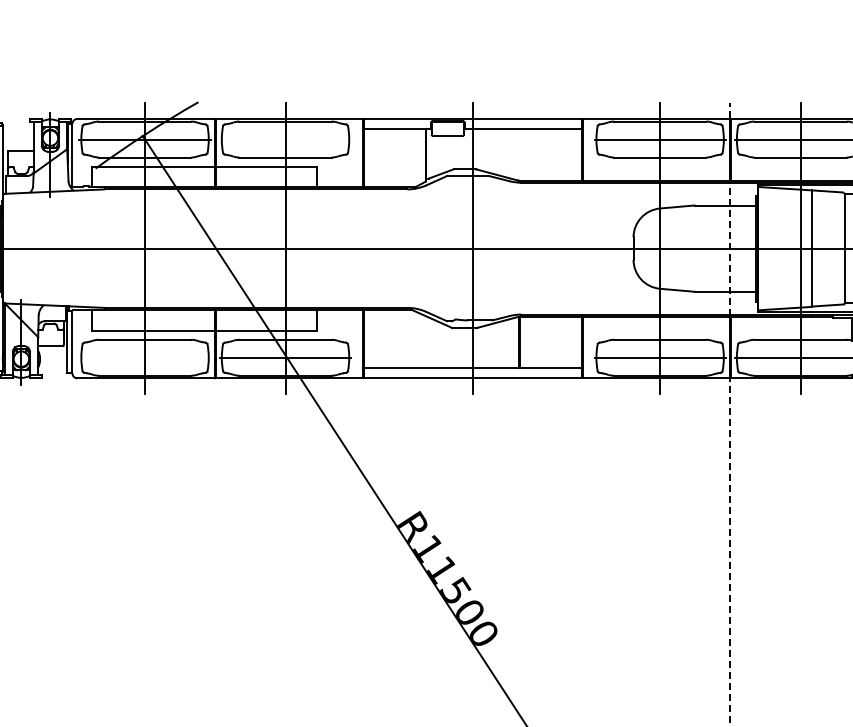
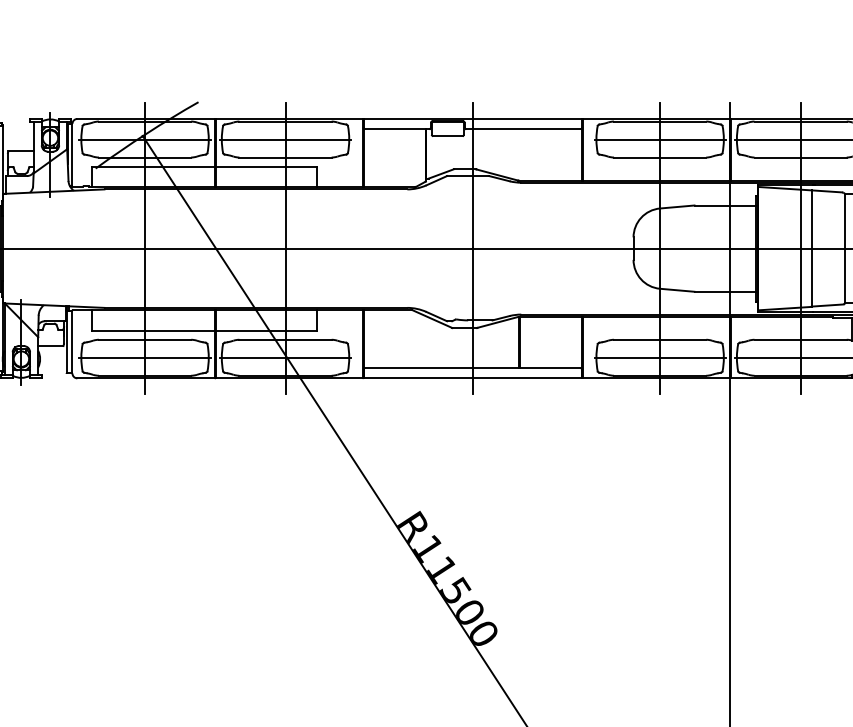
line: none -> present (285, 139)
line: none -> present (144, 357)
line: dashed -> solid (730, 414)
